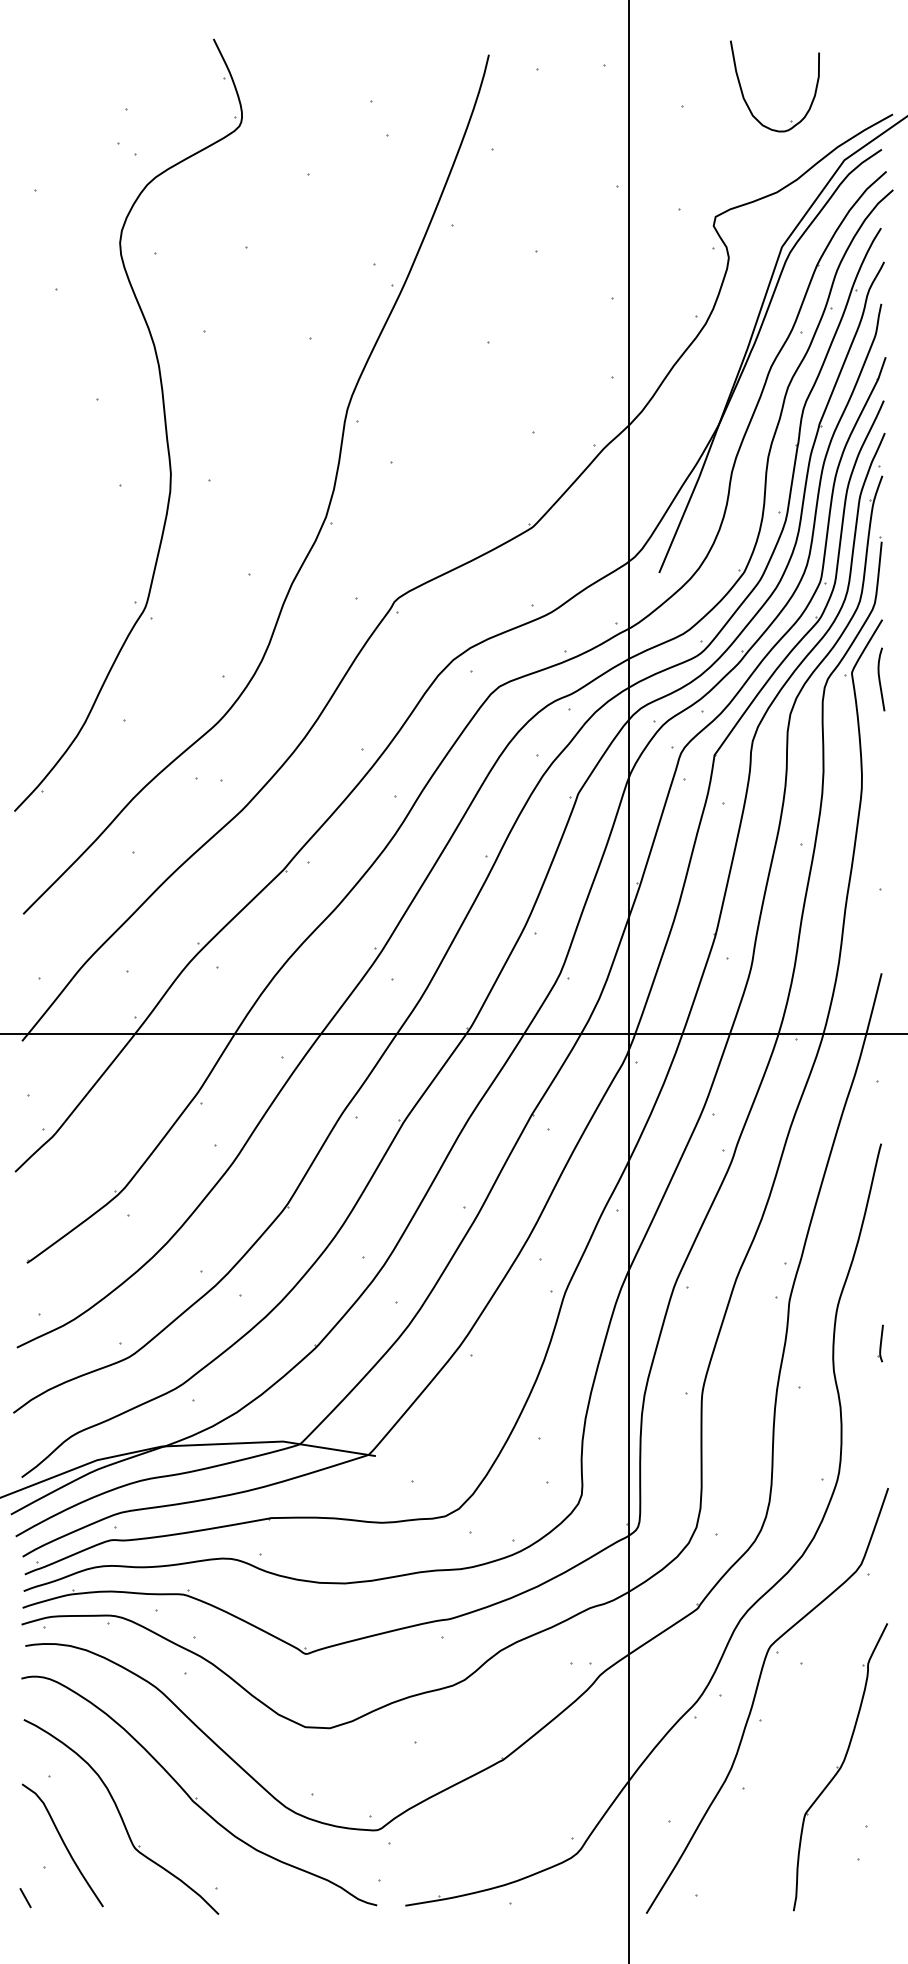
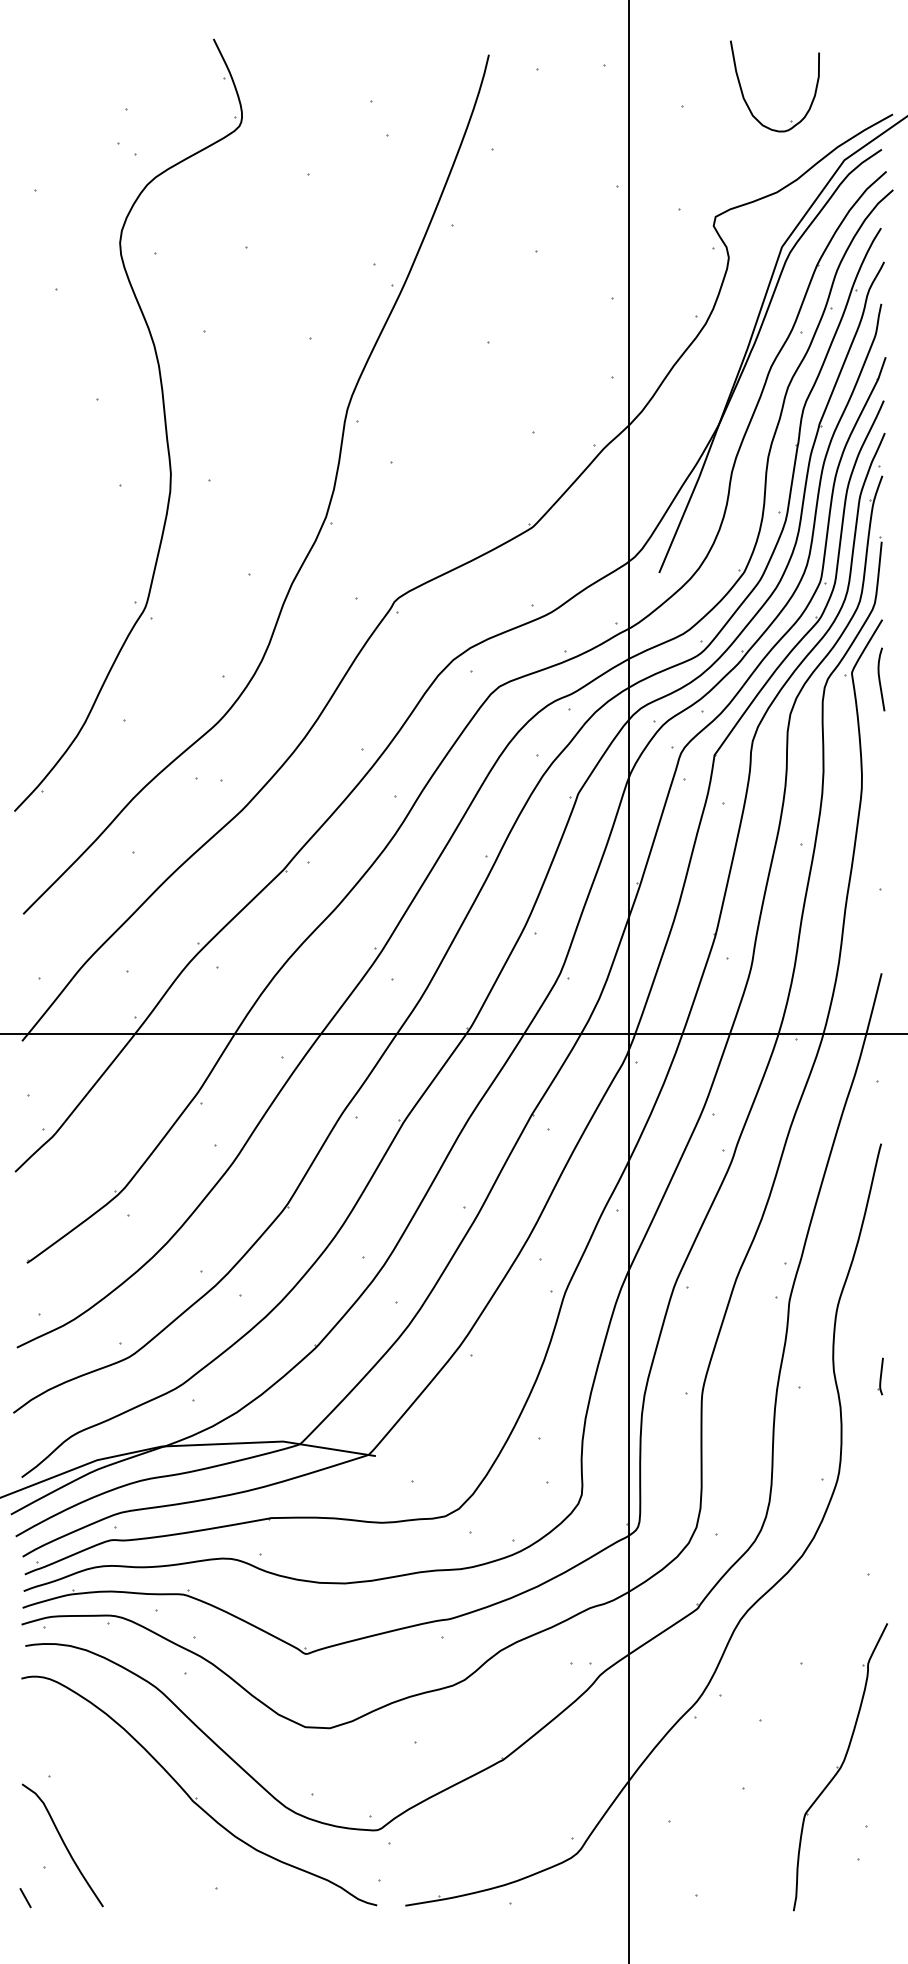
part position: (880, 1343) -> (880, 1376) (880, 1376)
part: present -> none (755, 1698)
part: present -> none (121, 1816)
